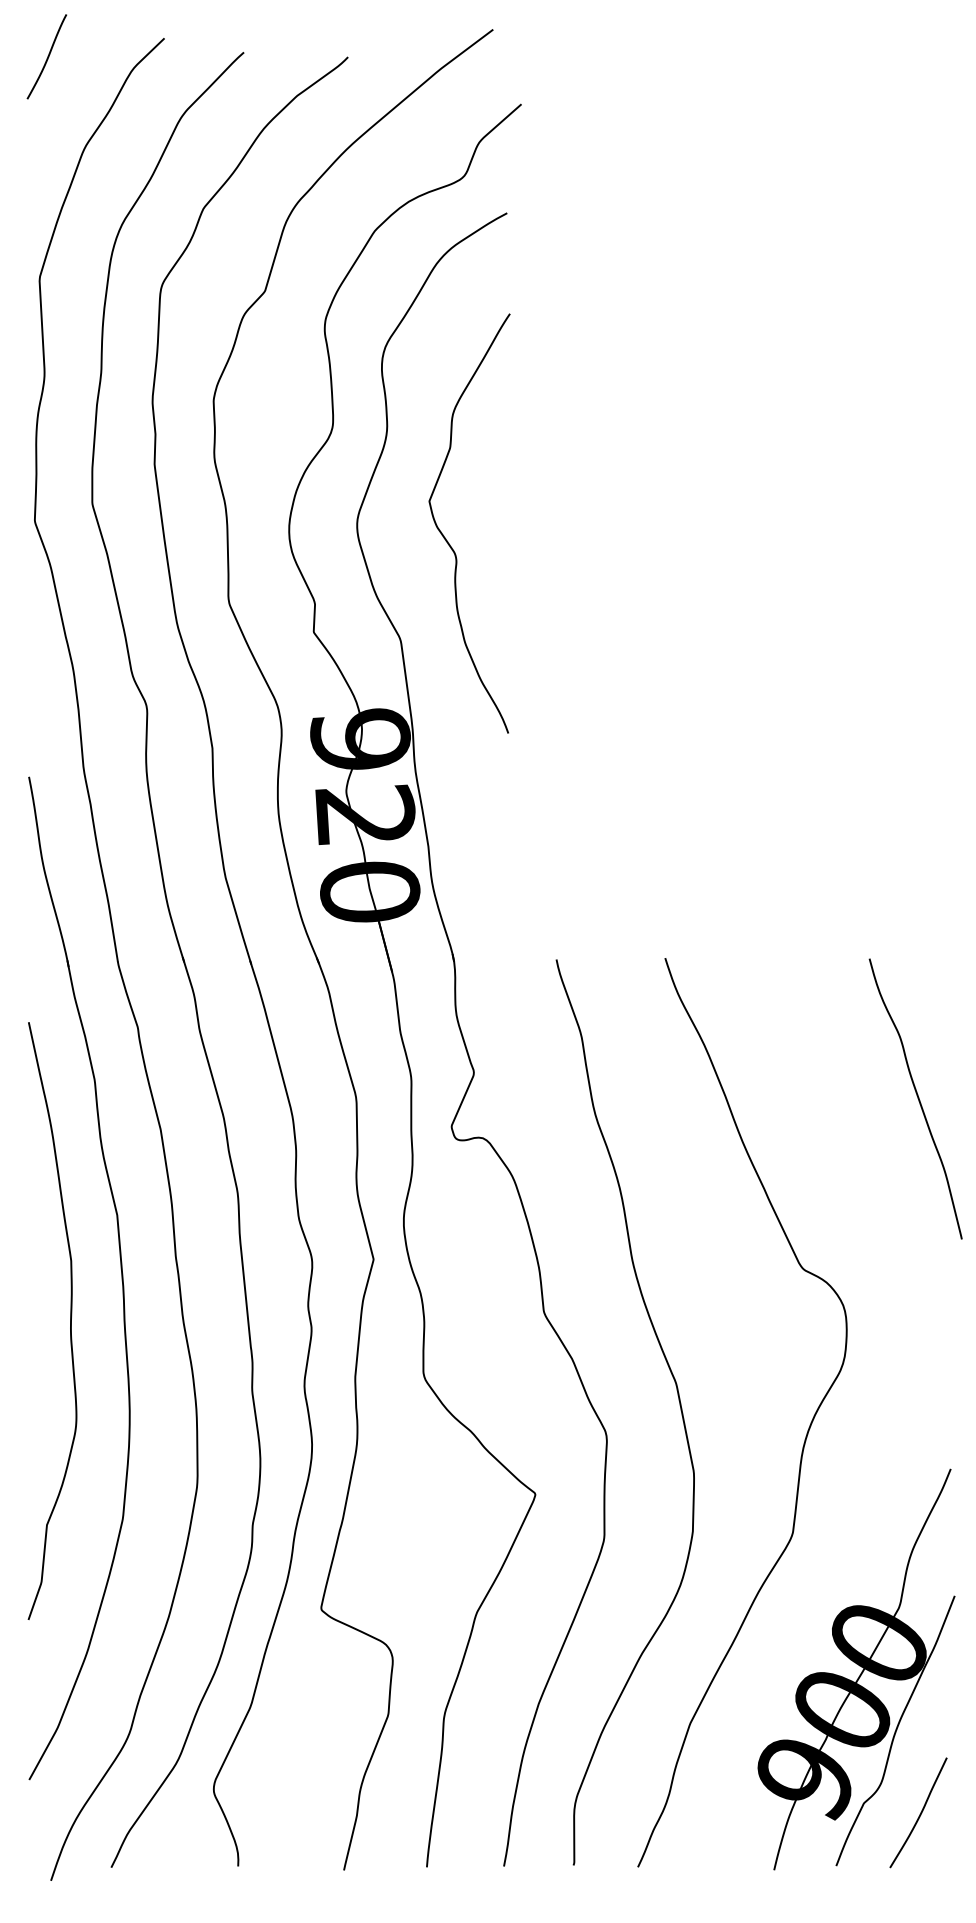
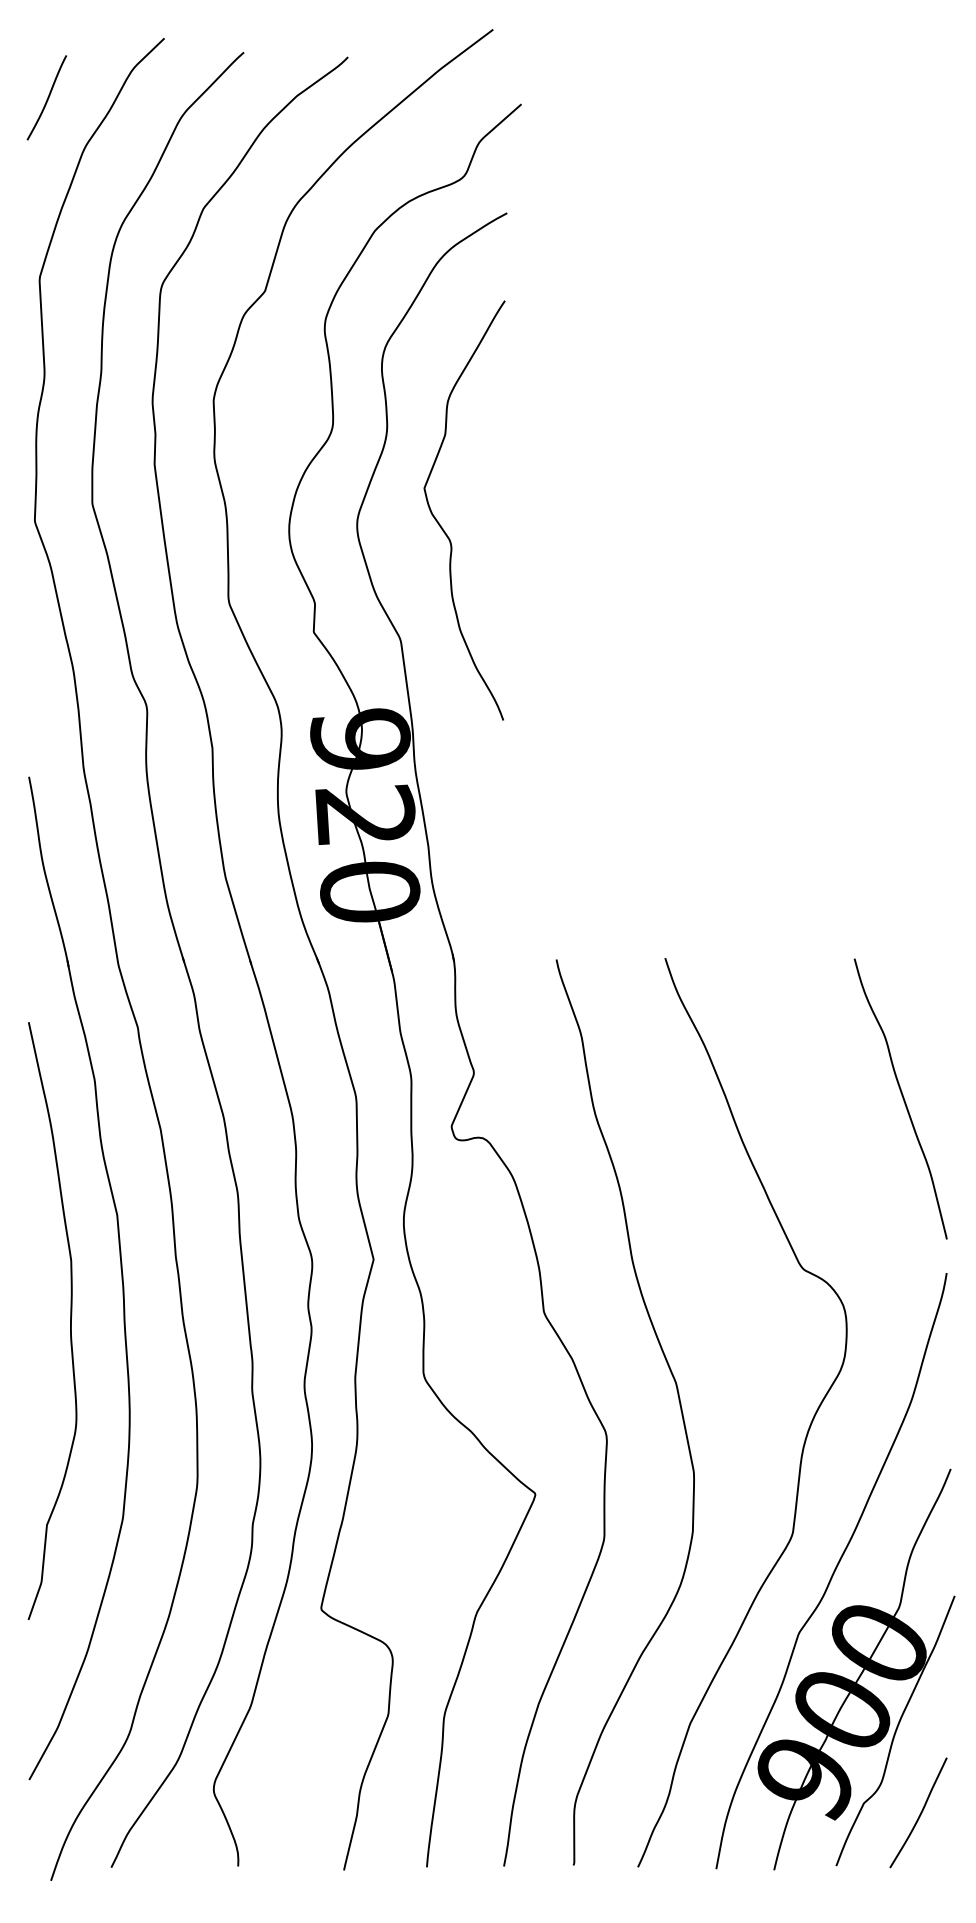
curve position: (47, 56) -> (47, 97) (47, 97)
curve position: (446, 538) -> (441, 525) (441, 525)
curve position: (917, 1098) -> (902, 1098) (902, 1098)
curve: none -> present (833, 1571)
